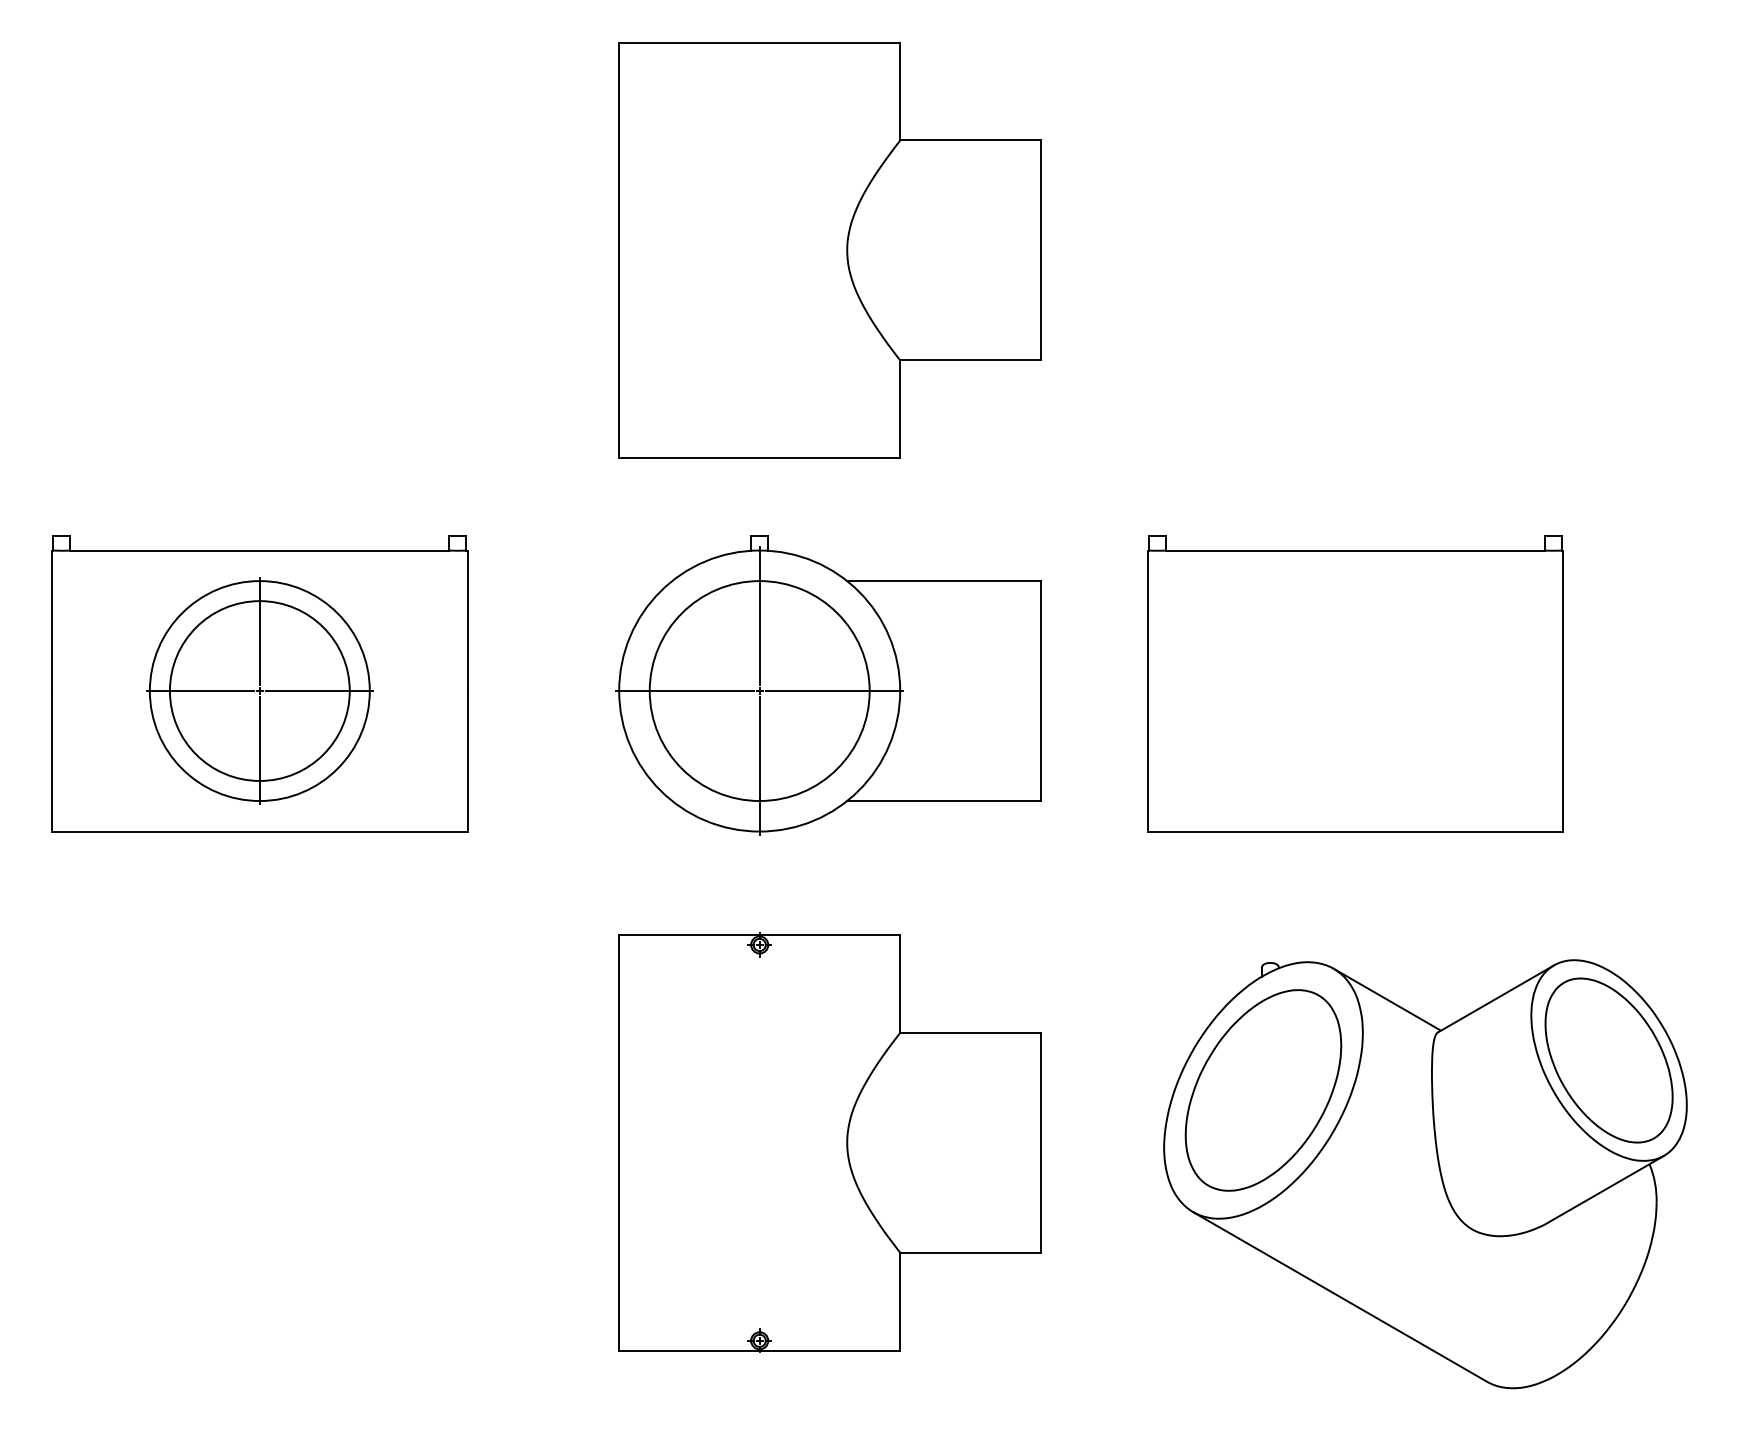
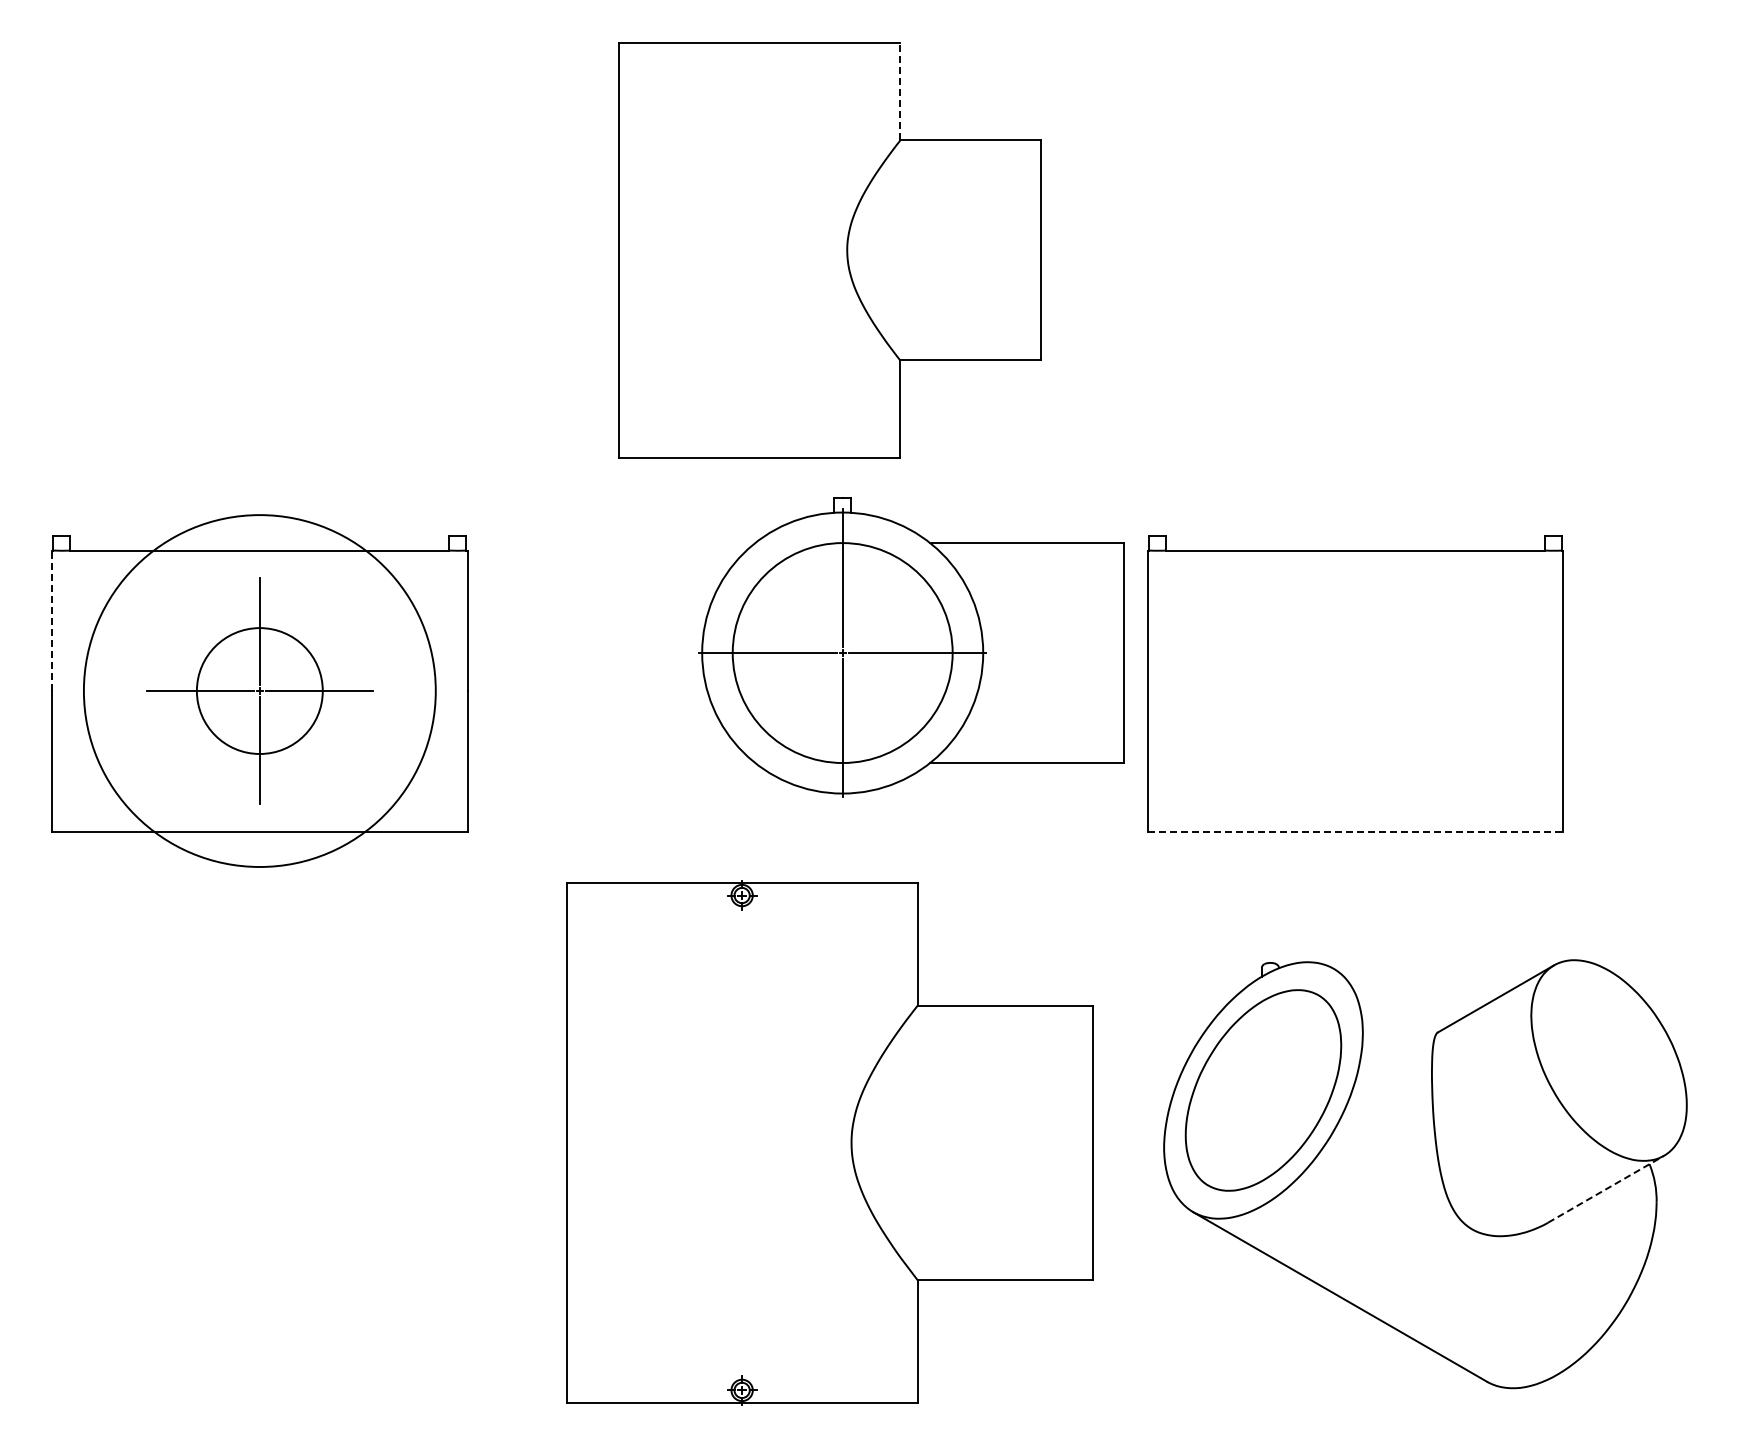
line: solid -> dashed (900, 91)
line: solid -> dashed (52, 620)
part position: (828, 685) -> (911, 647) (911, 647)
circle diameter: 180 px -> 126 px (259, 691)
circle diameter: 220 px -> 352 px (259, 690)
line: solid -> dashed (1355, 831)
line: present -> none (1386, 999)
part: present -> none (1608, 1060)
part size: 424x421 px -> 528x526 px (829, 1142)
line: solid -> dashed (1606, 1189)
